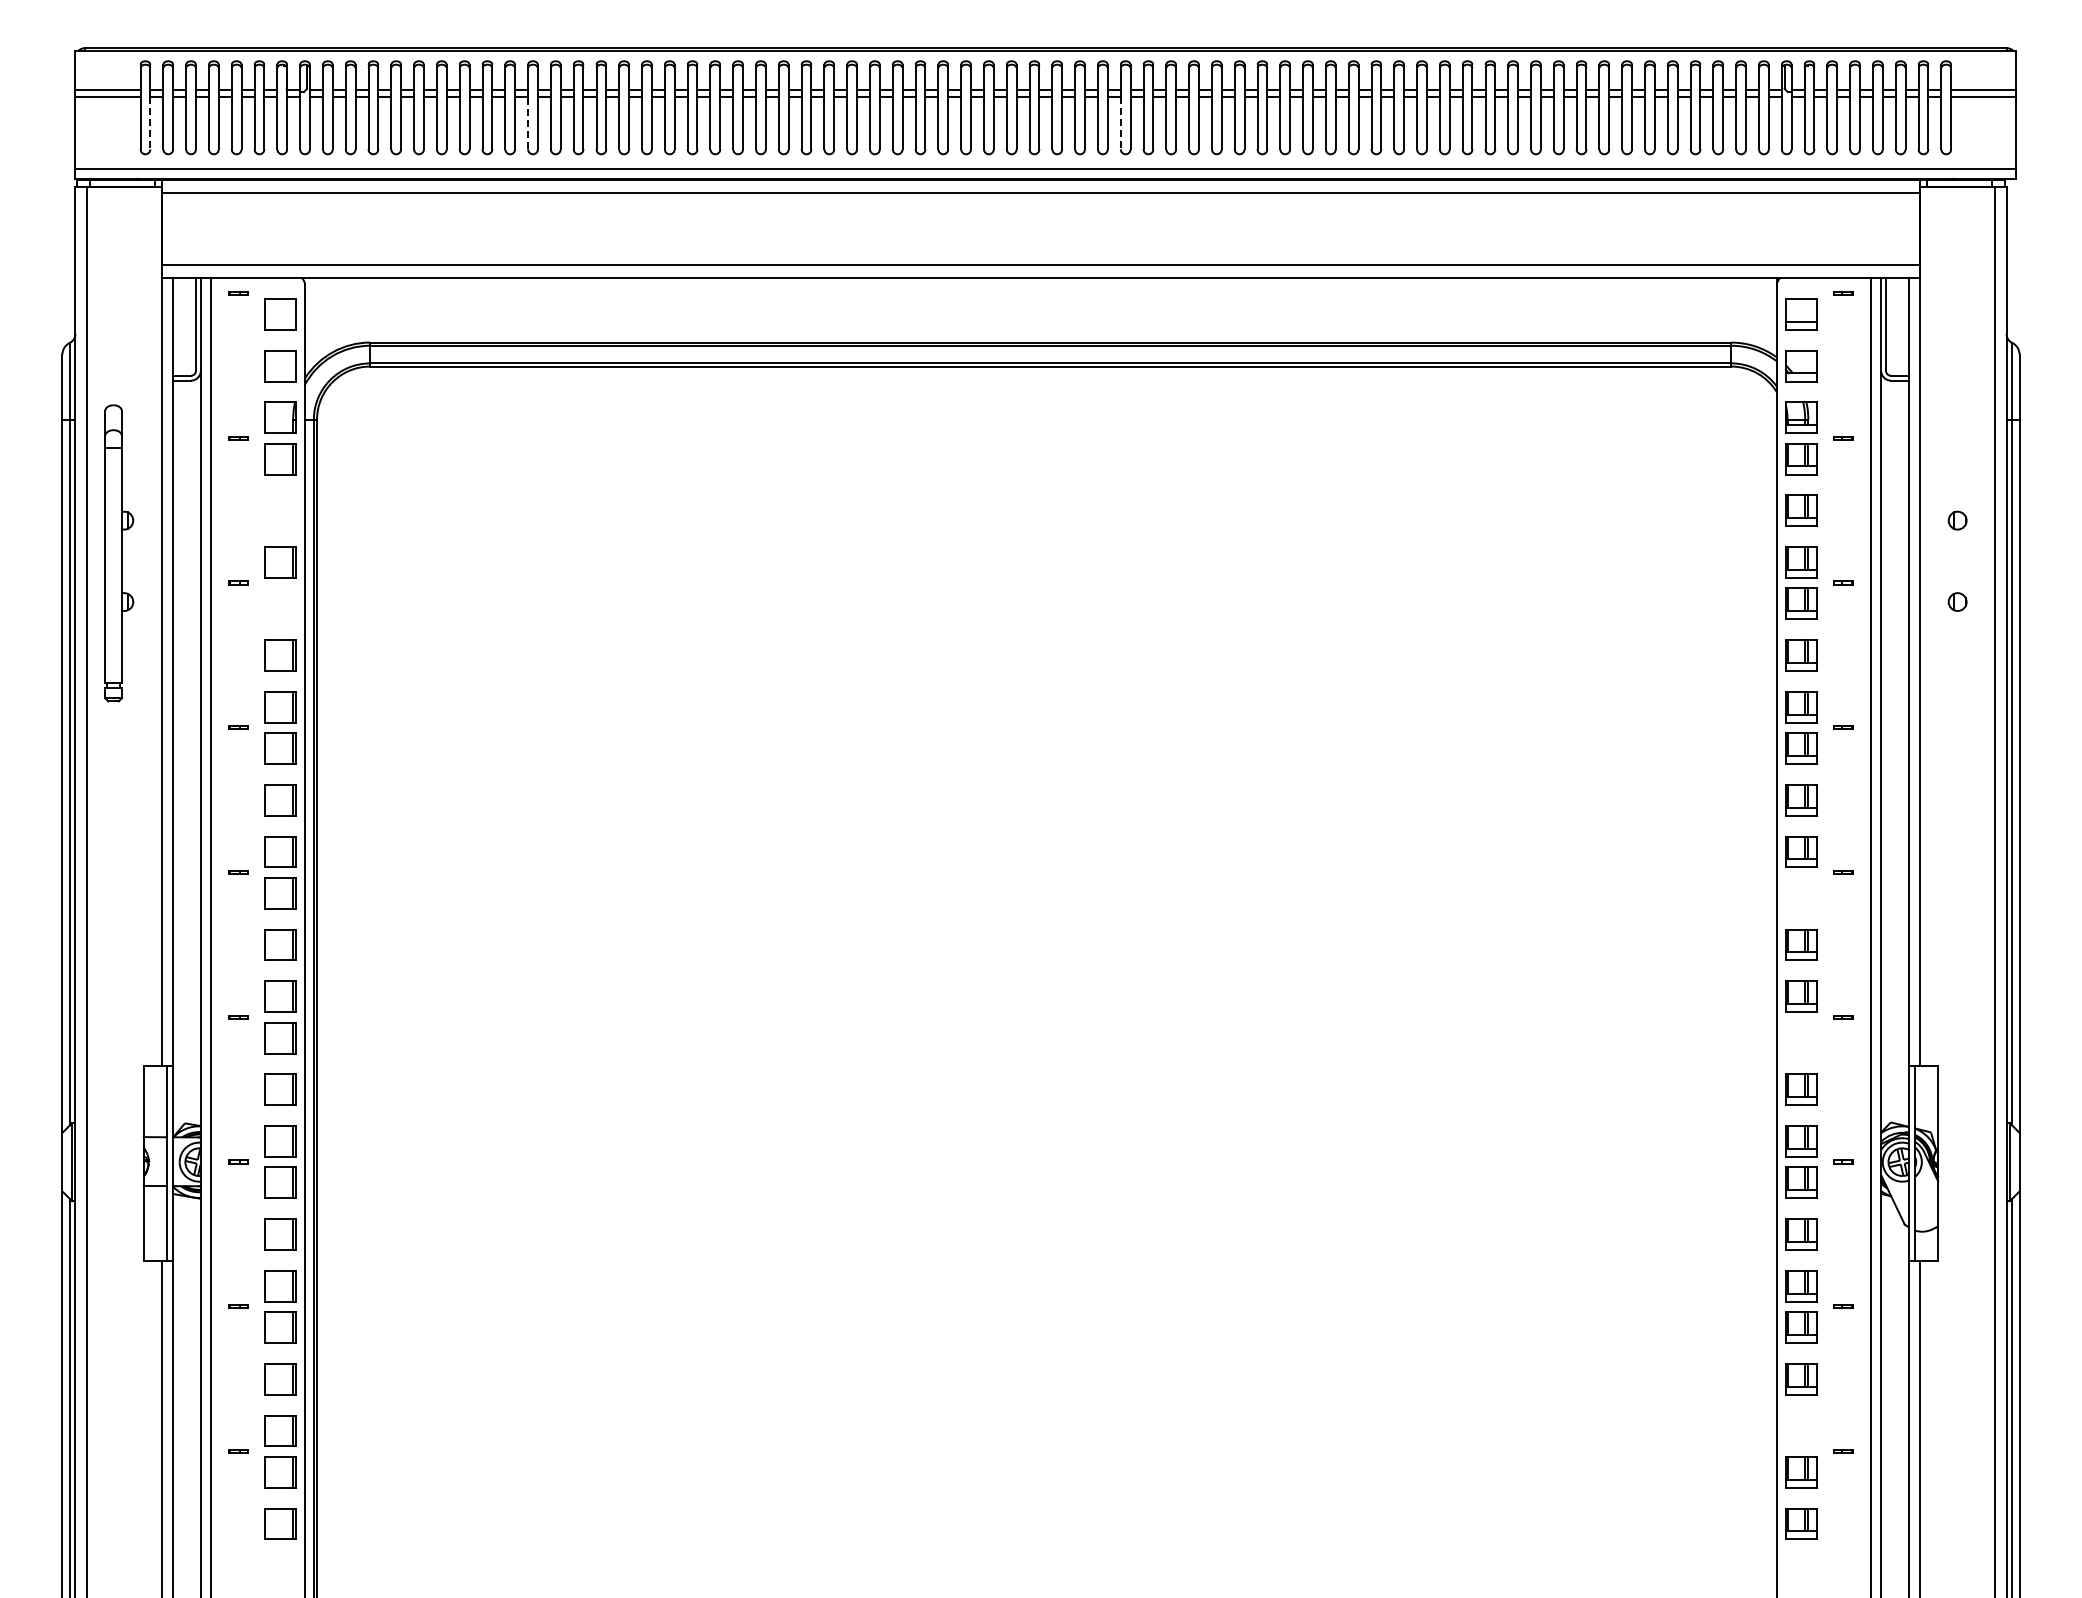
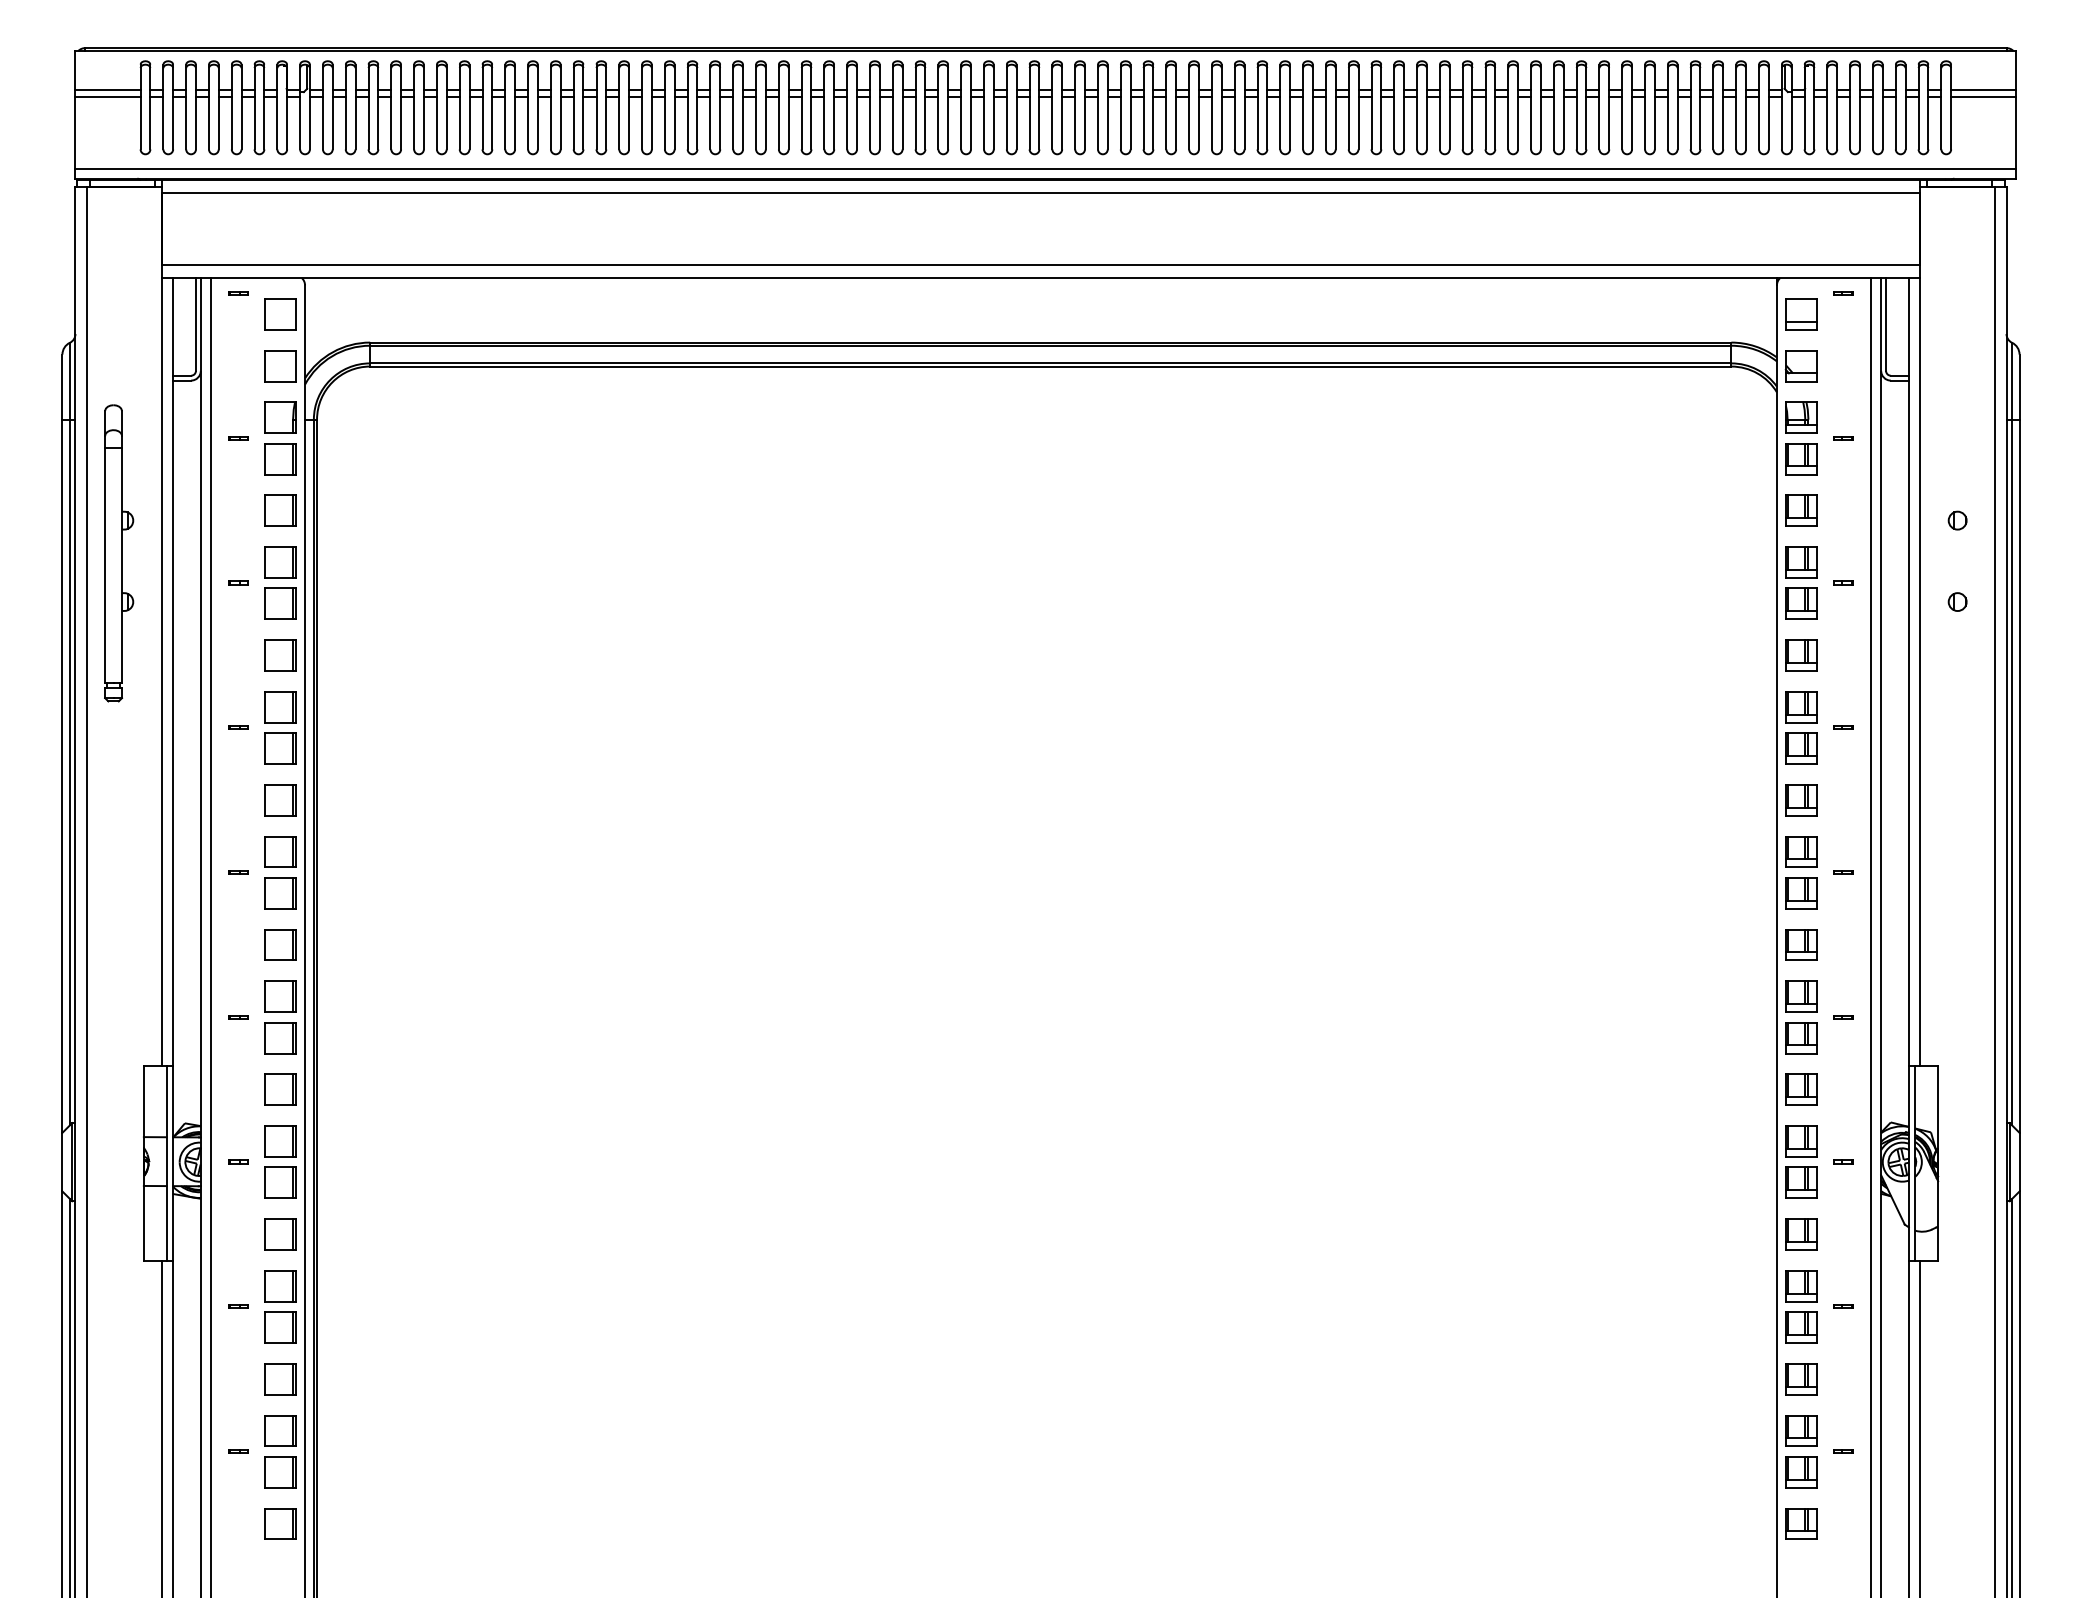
line: dashed -> solid (528, 122)
line: dashed -> solid (150, 123)
line: dashed -> solid (1120, 123)
part: none -> present (280, 510)
part: none -> present (280, 603)
part: none -> present (1801, 893)
part: none -> present (1801, 1038)
part: none -> present (1801, 1430)
